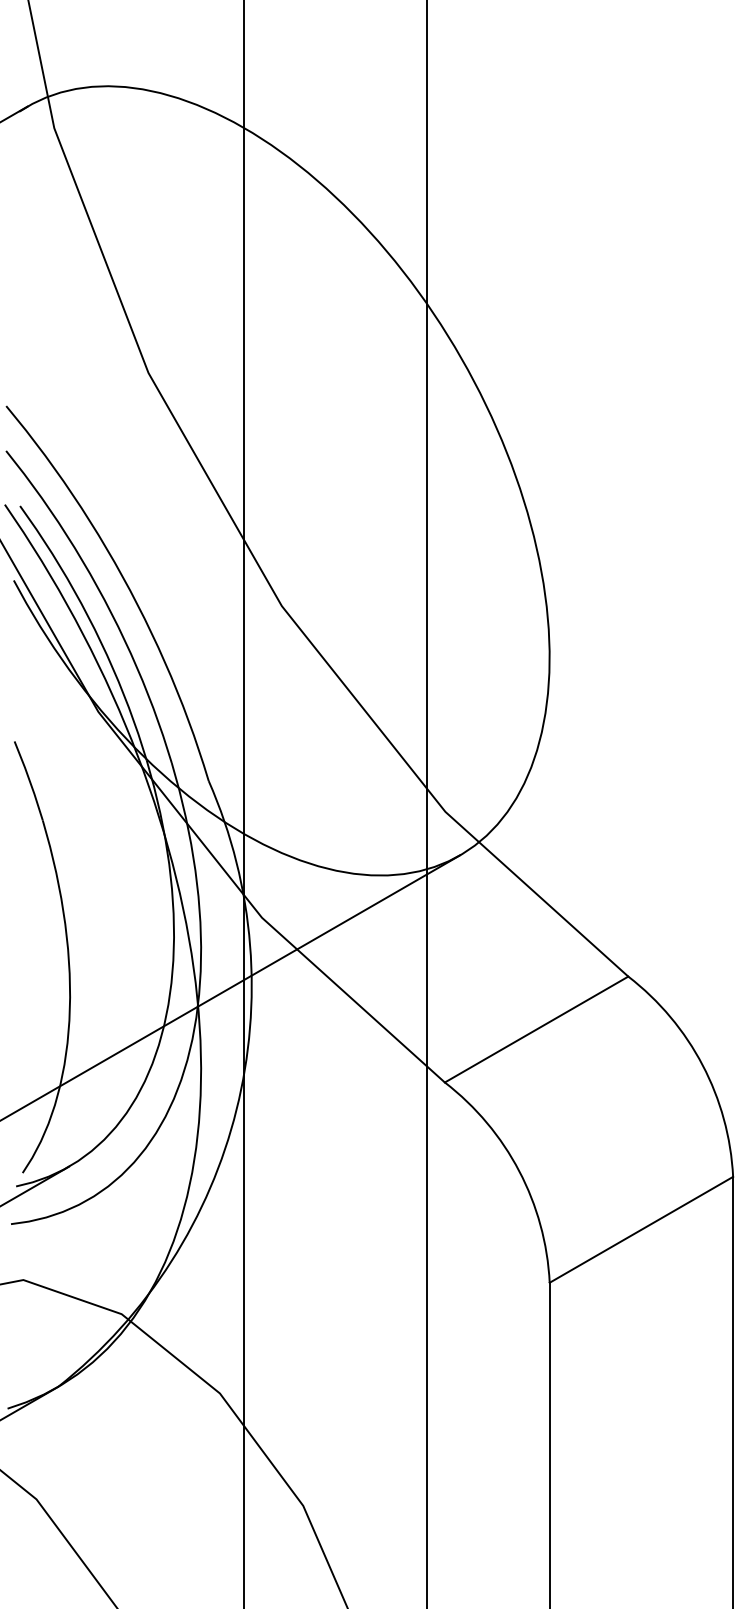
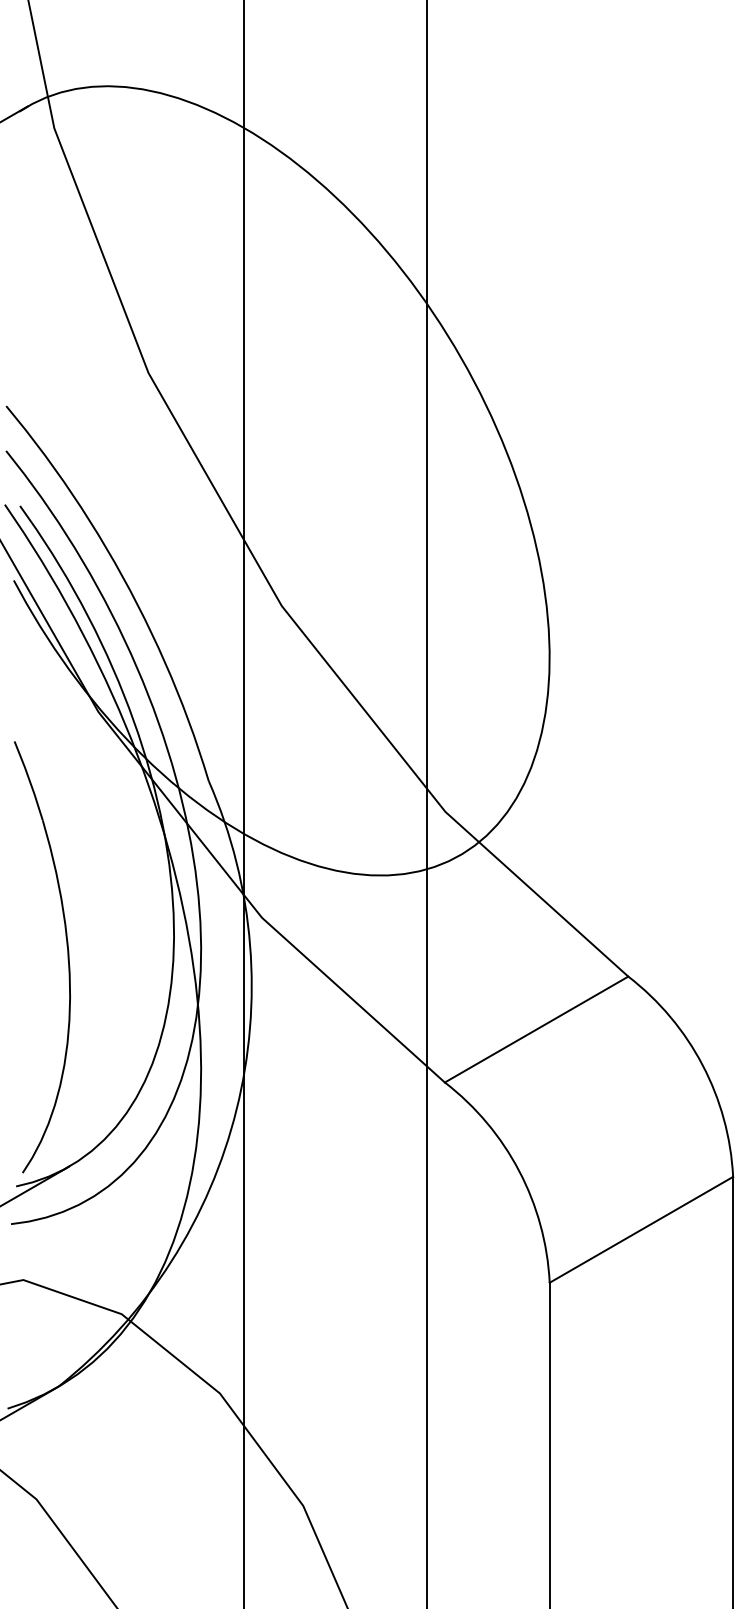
line: present -> none (231, 987)
